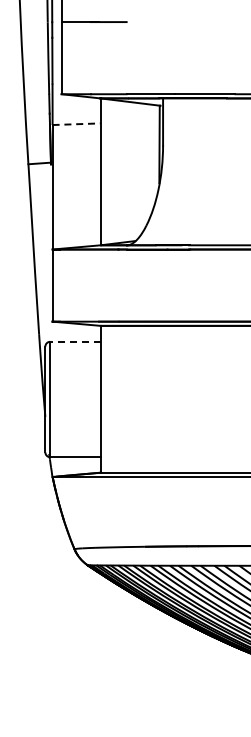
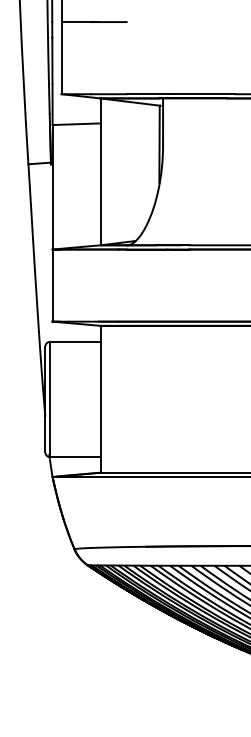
line: dashed -> solid (77, 124)
line: dashed -> solid (74, 341)
